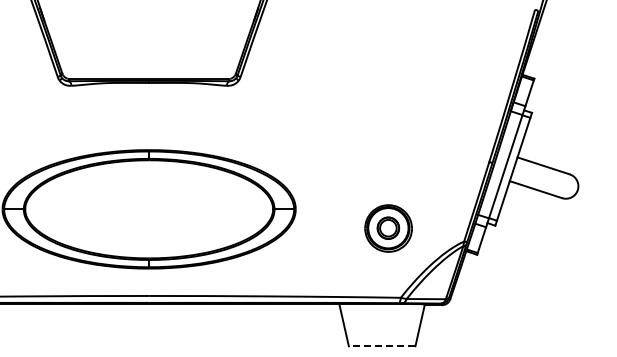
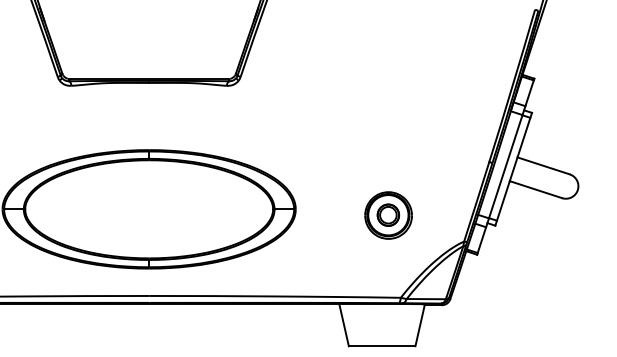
part position: (388, 228) -> (388, 215) (388, 215)
line: dashed -> solid (381, 346)
